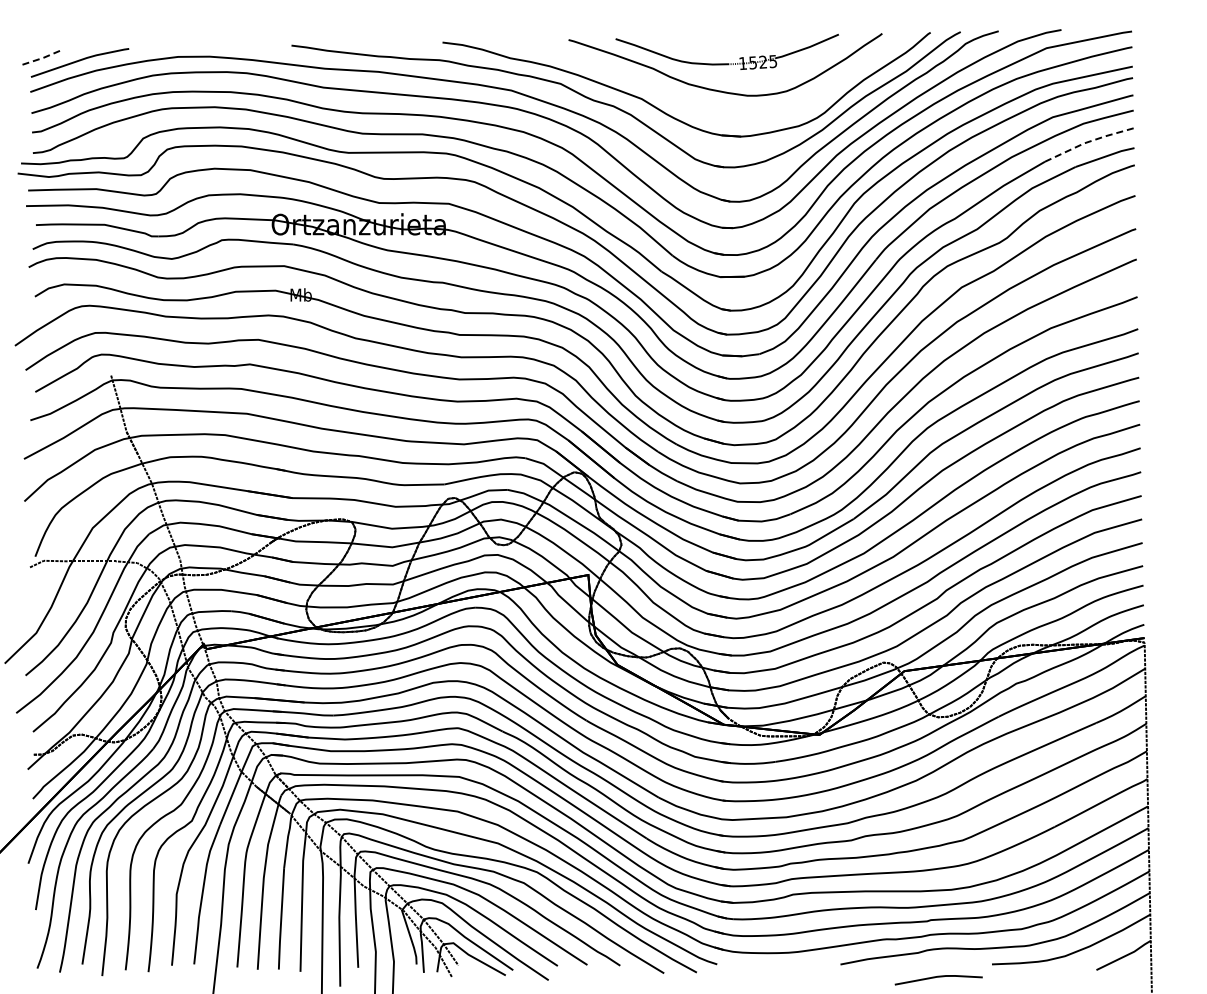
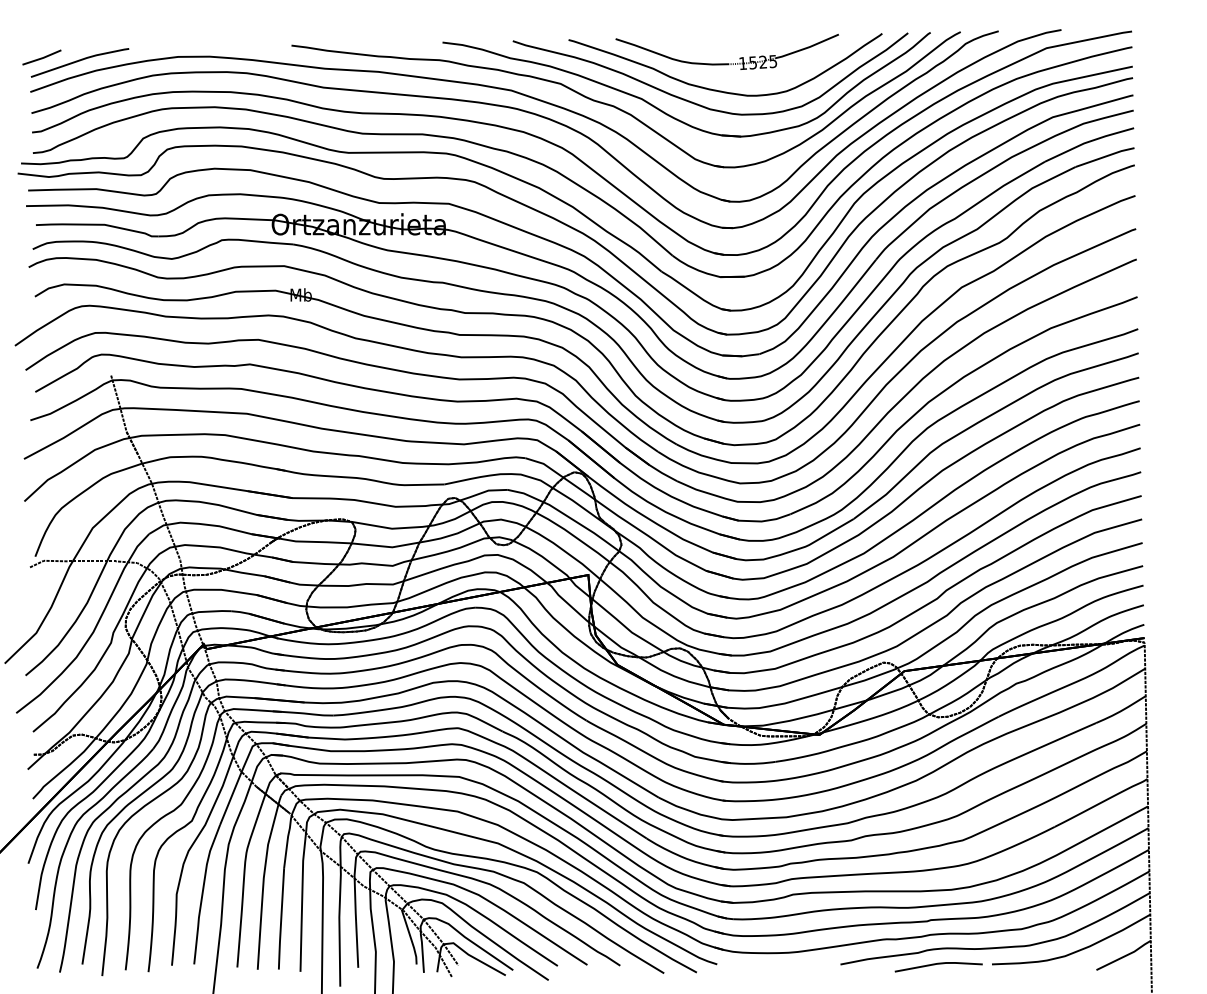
line: dashed -> solid (42, 58)
curve: none -> present (700, 104)
line: dashed -> solid (1088, 141)
line position: (938, 977) -> (938, 964) (938, 964)
